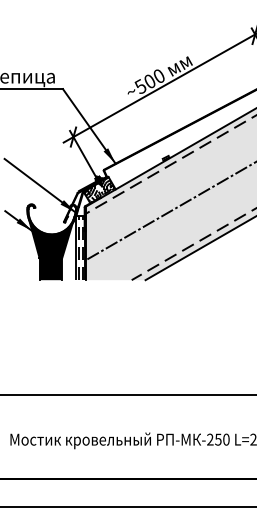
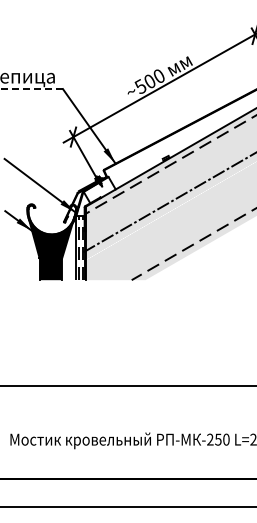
line: solid -> dashed (31, 89)
hatch: present -> none (99, 189)
line position: (169, 211) -> (167, 203) (167, 203)
line: present -> none (199, 248)
line position: (127, 395) -> (127, 386) (127, 386)
